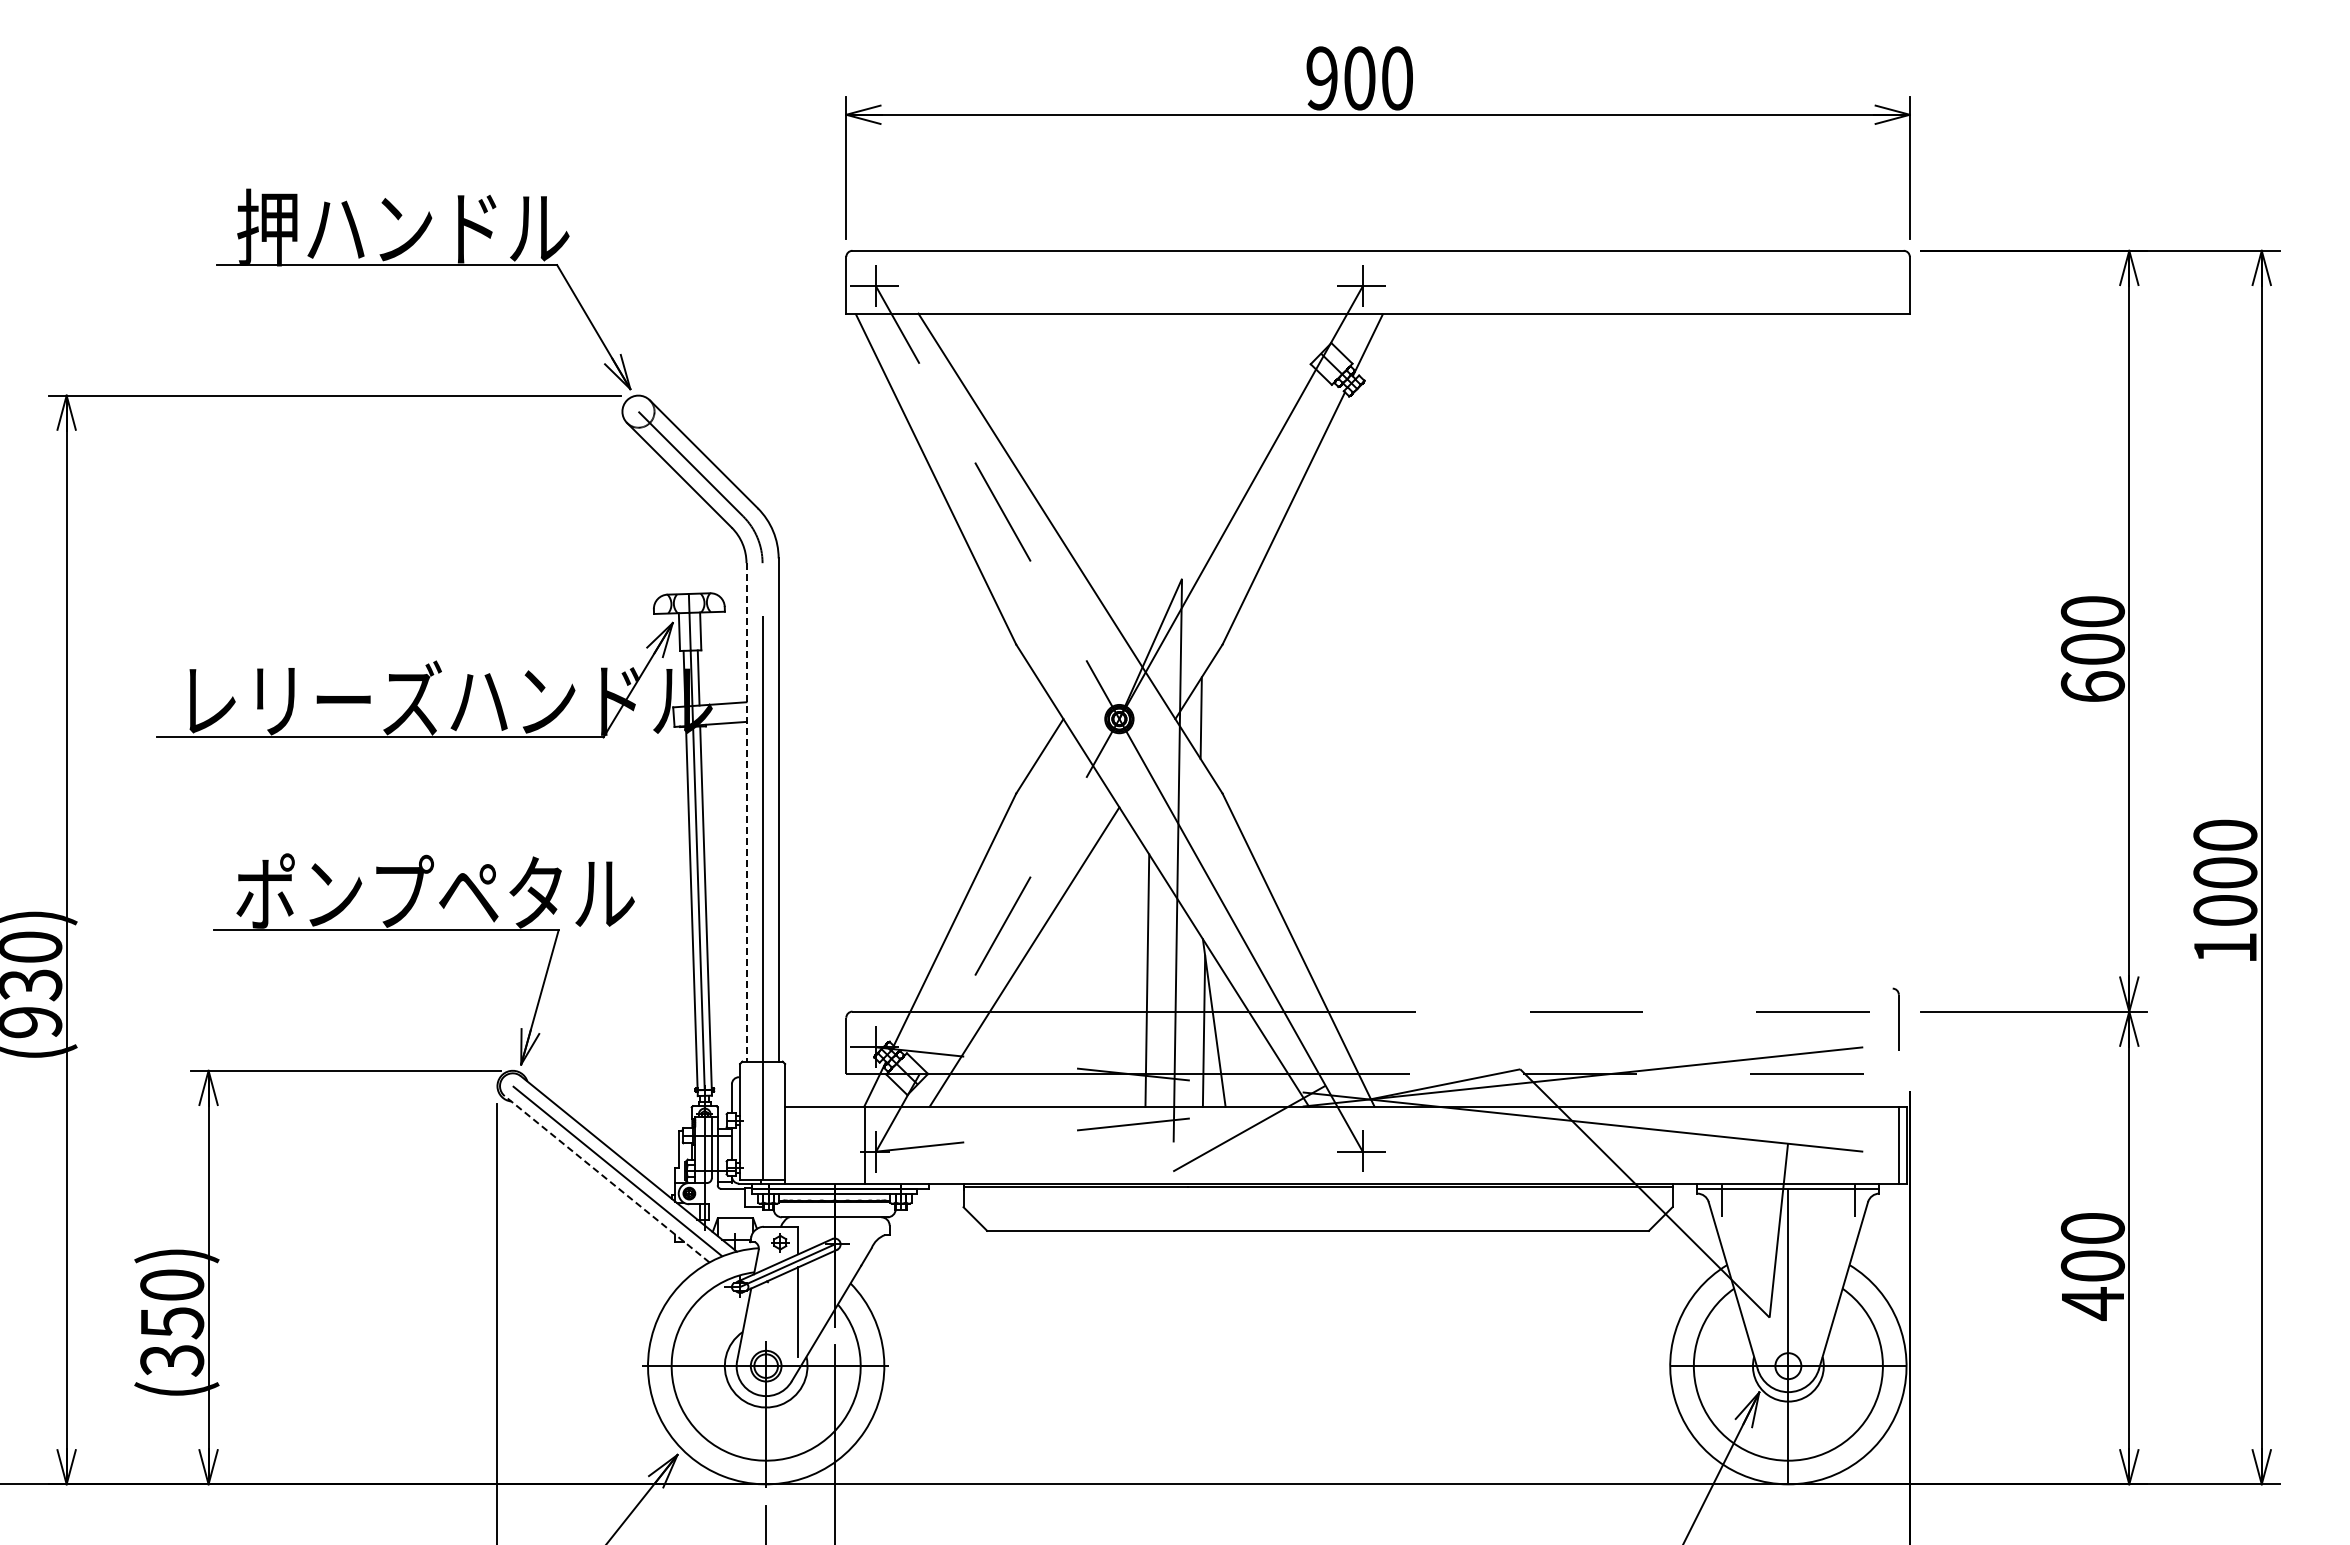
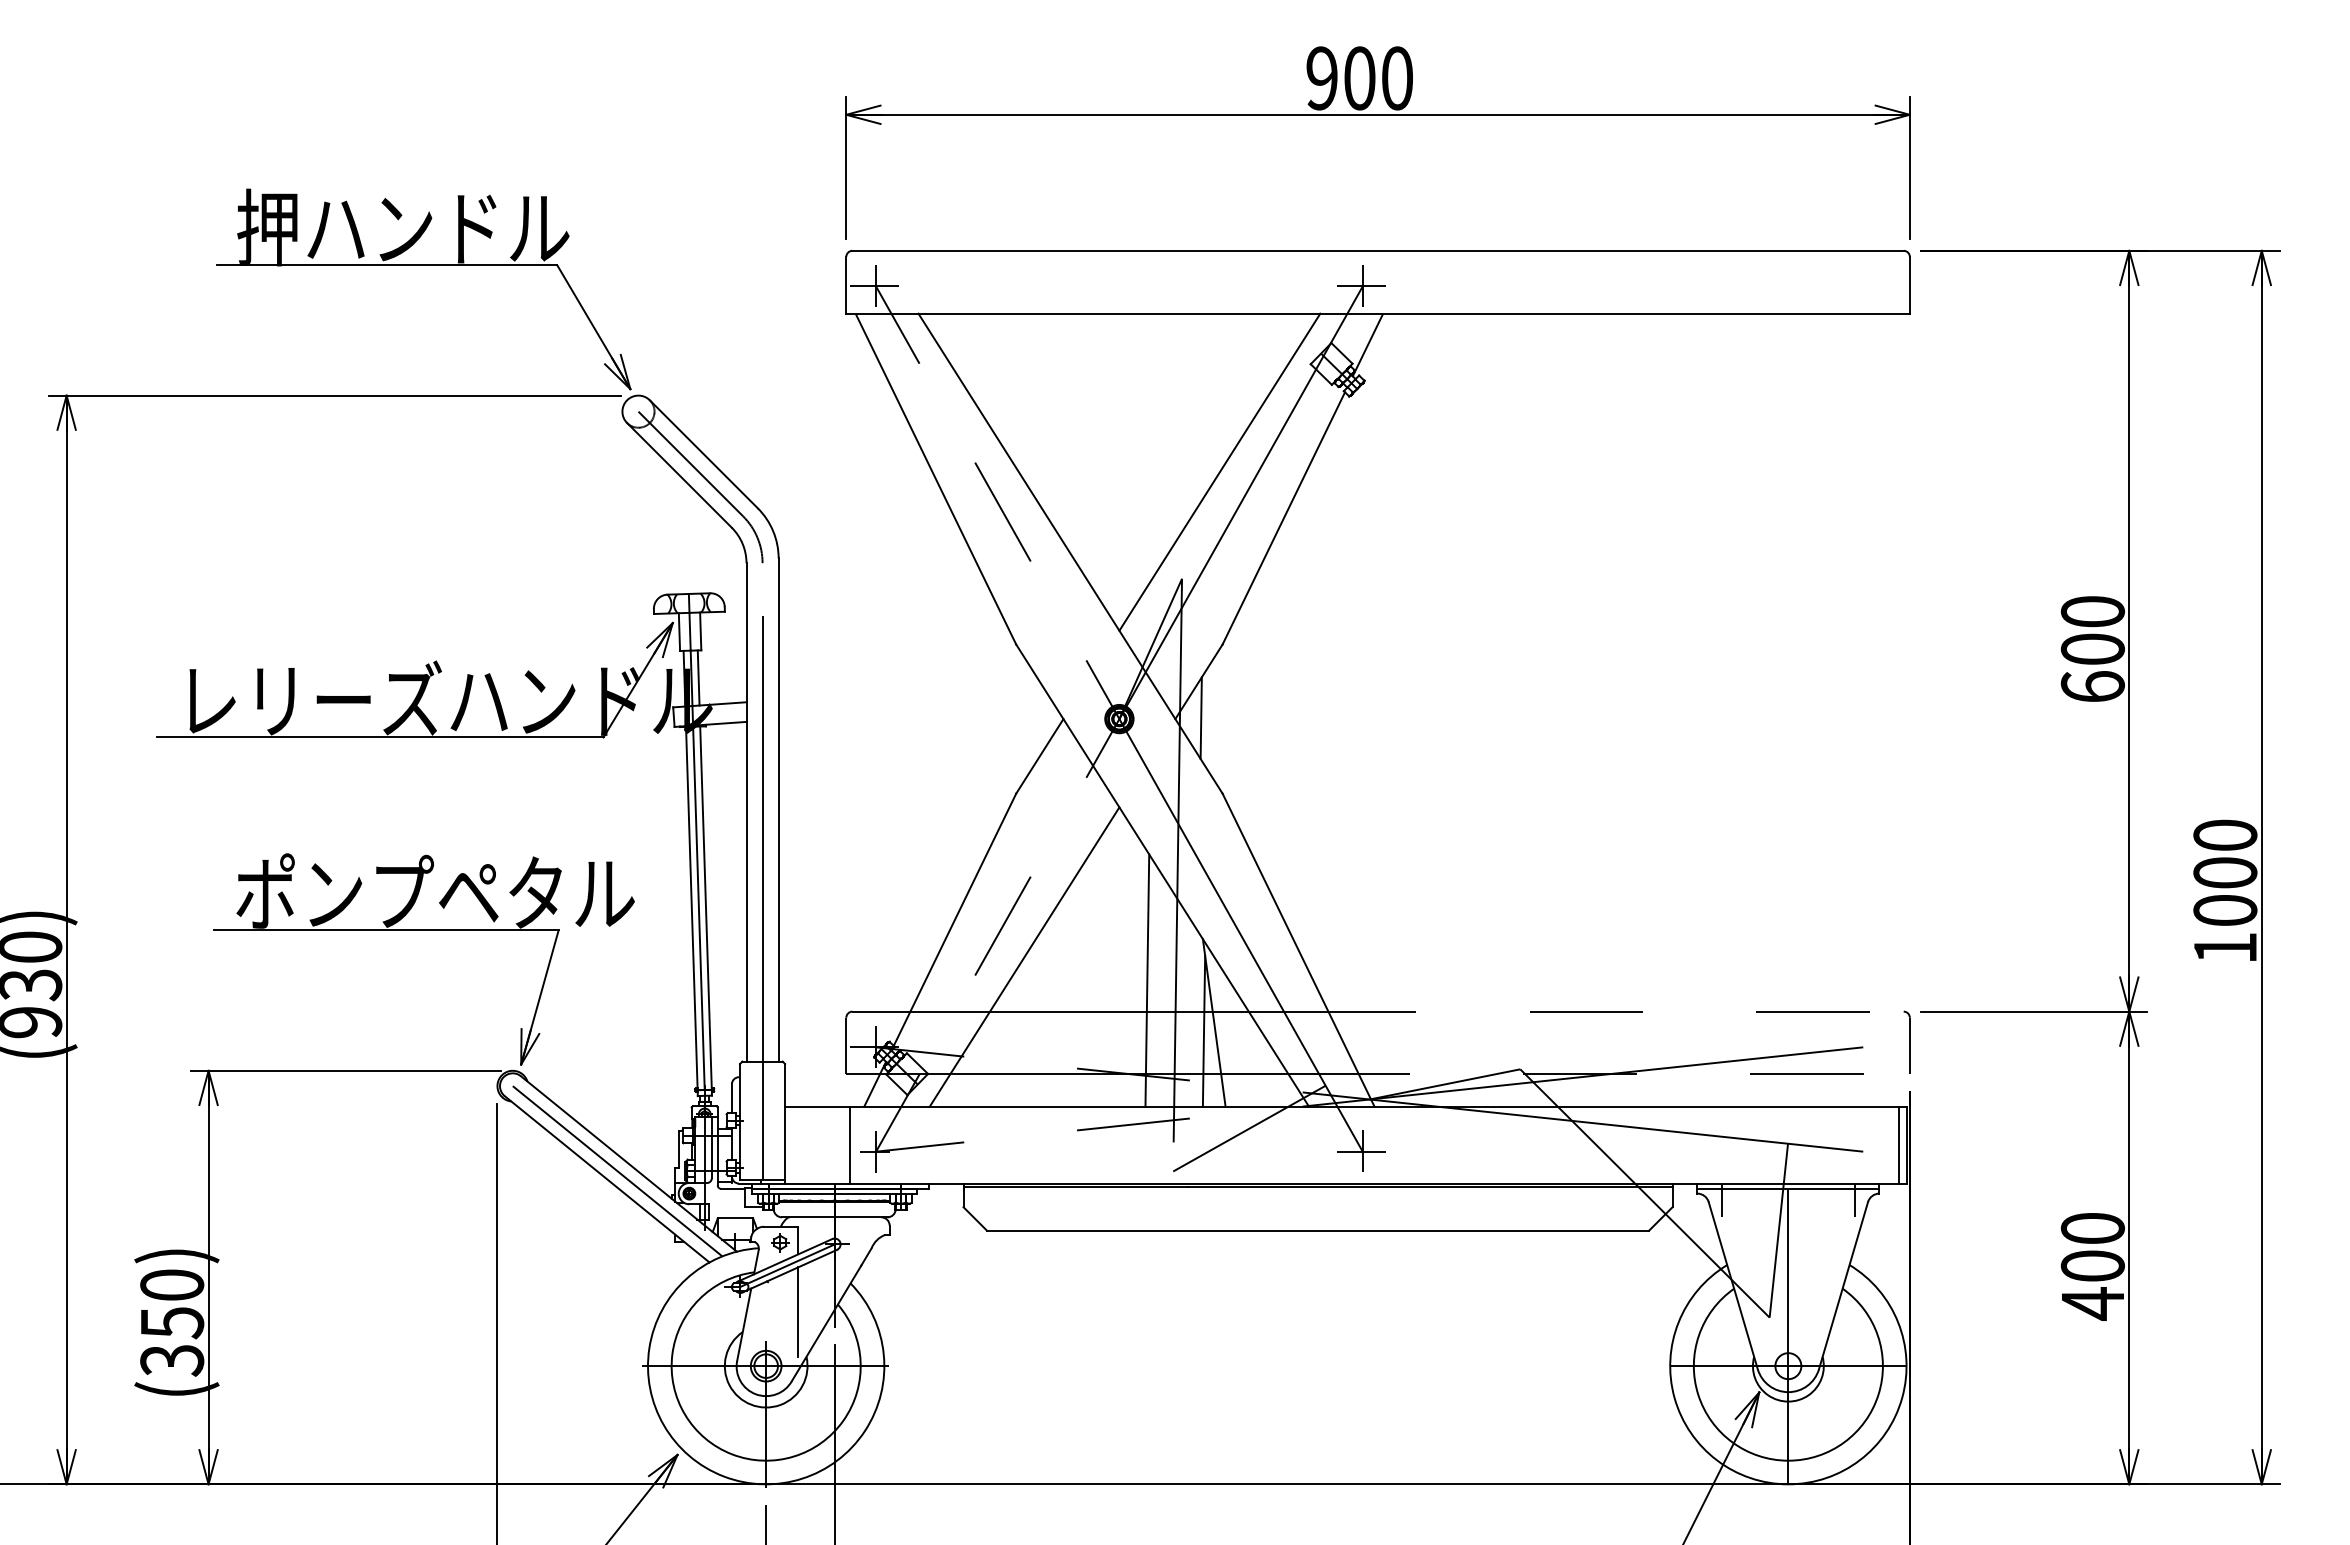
line: none -> present (1219, 471)
line: dashed -> solid (746, 812)
part position: (1895, 1018) -> (1906, 1041) (1906, 1041)
line position: (865, 1144) -> (850, 1144) (850, 1144)
line: dashed -> solid (607, 1179)
